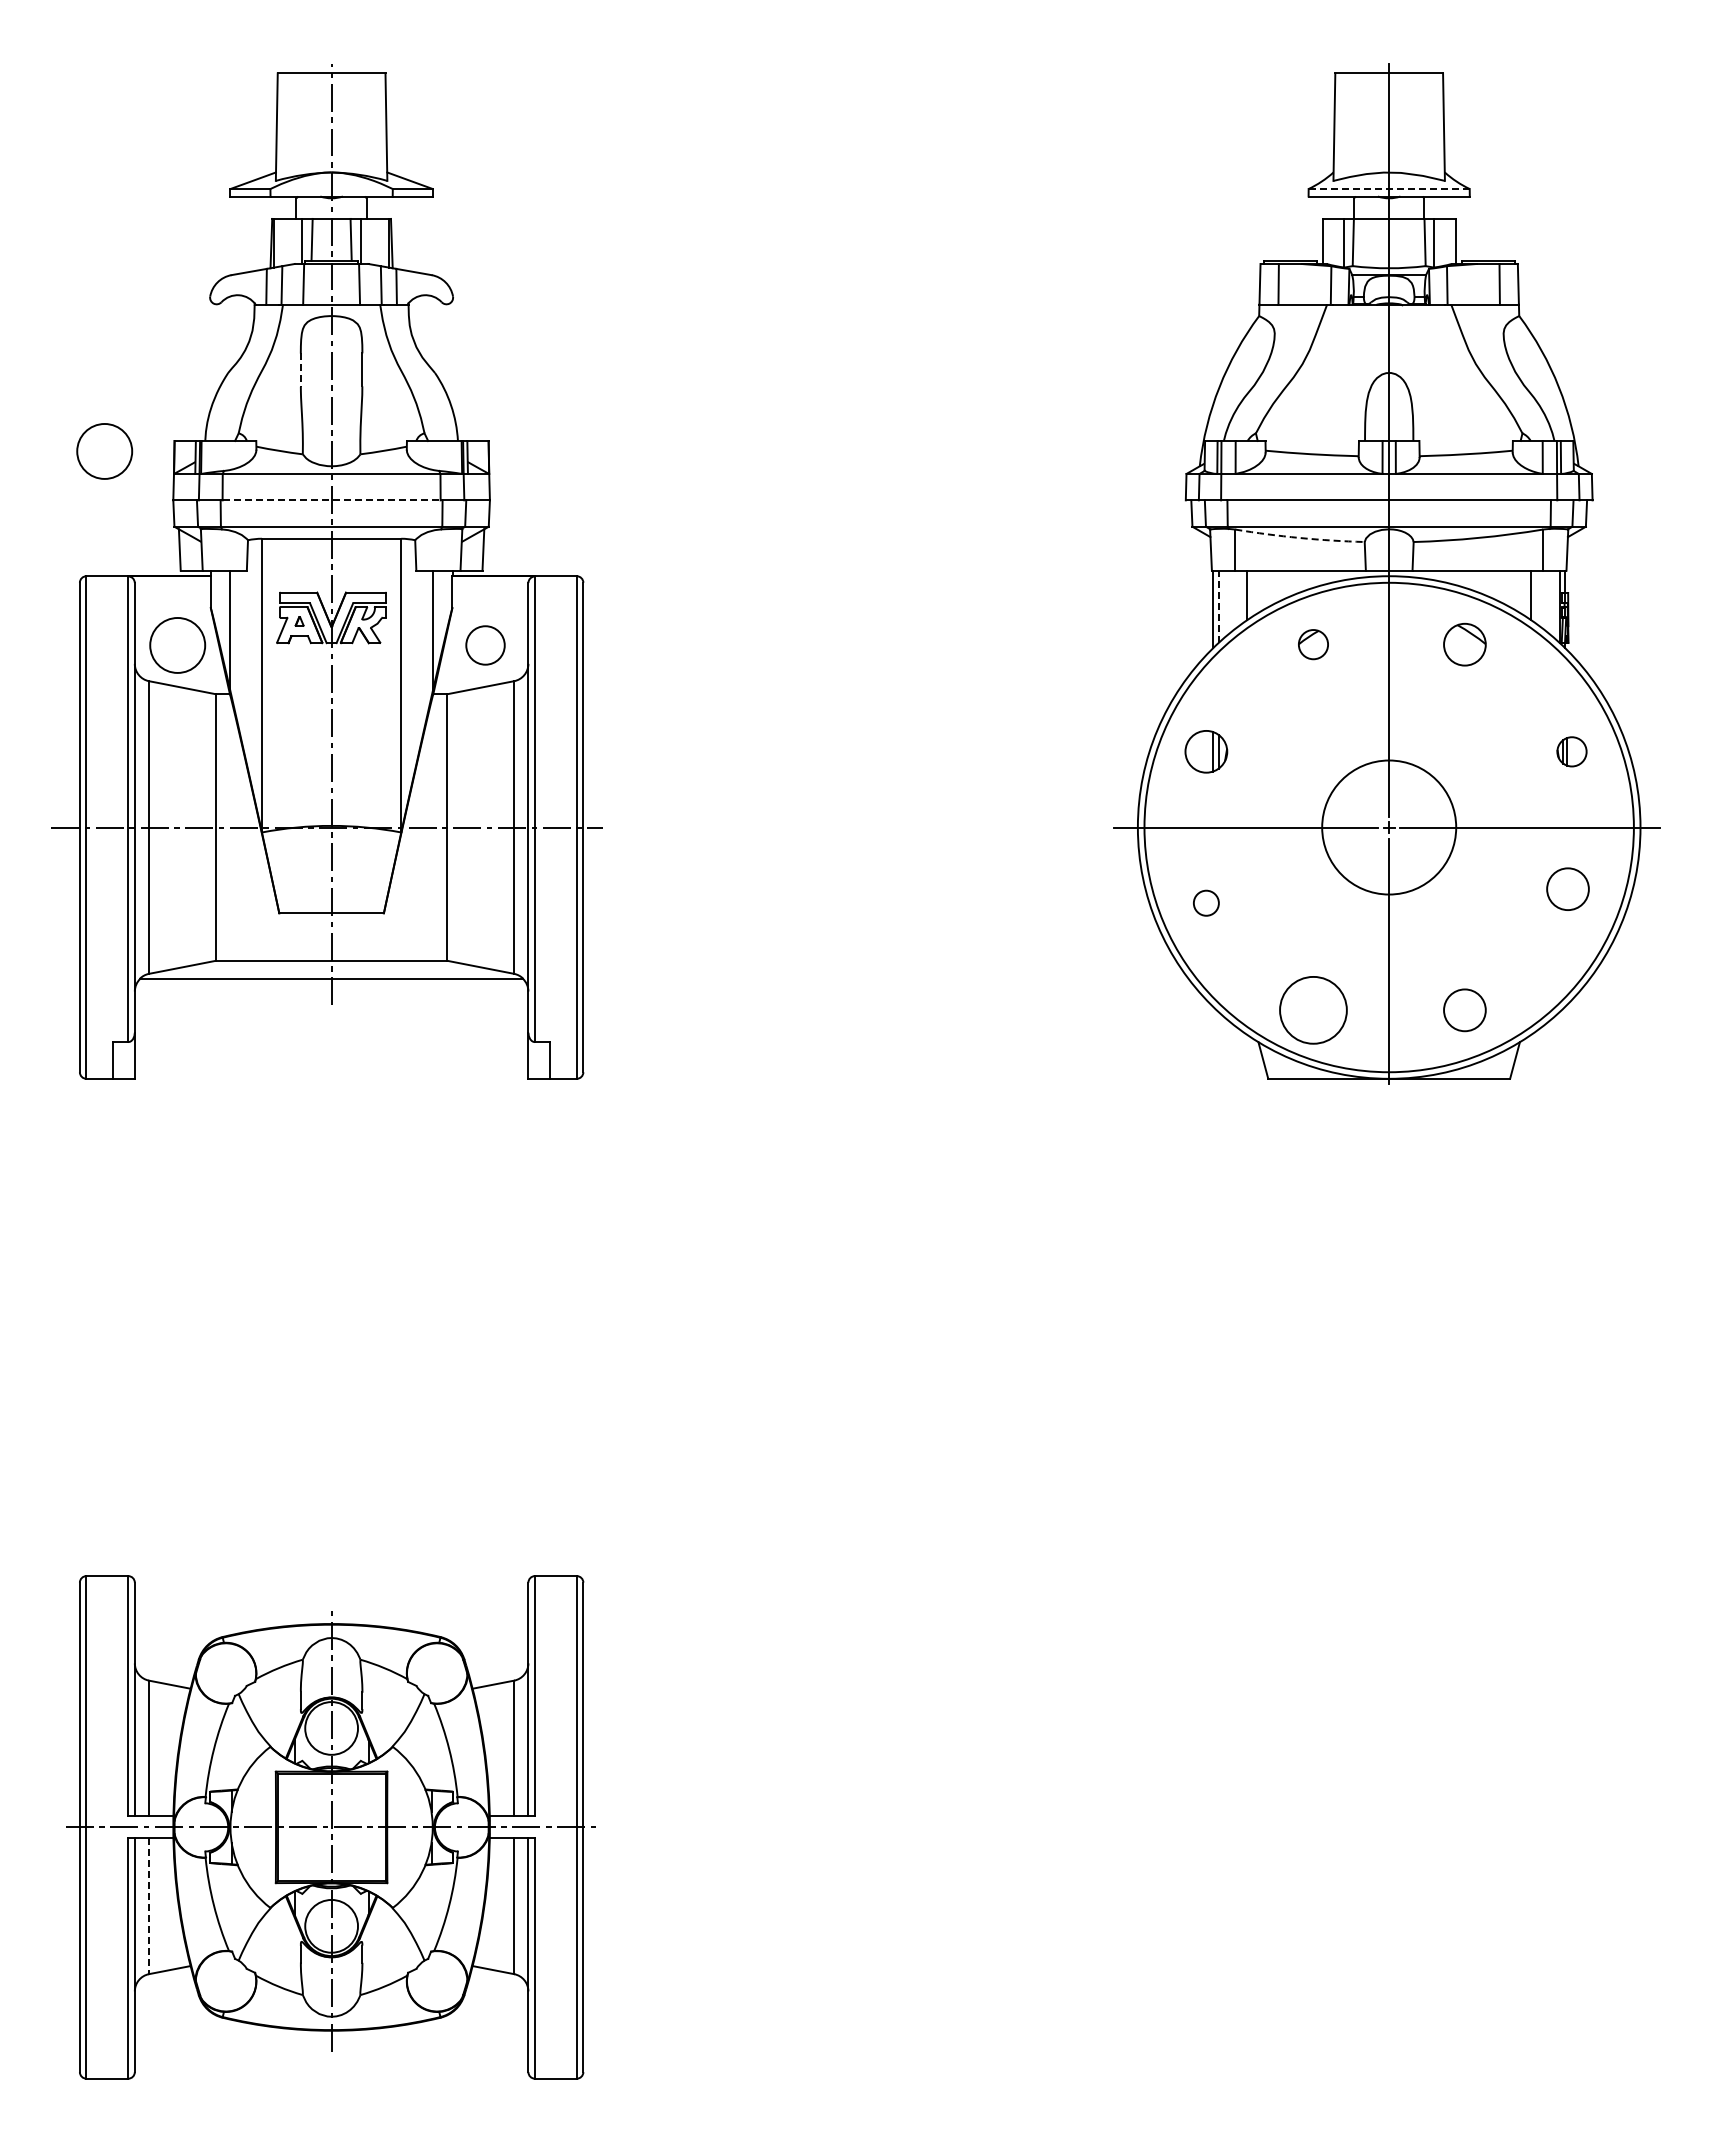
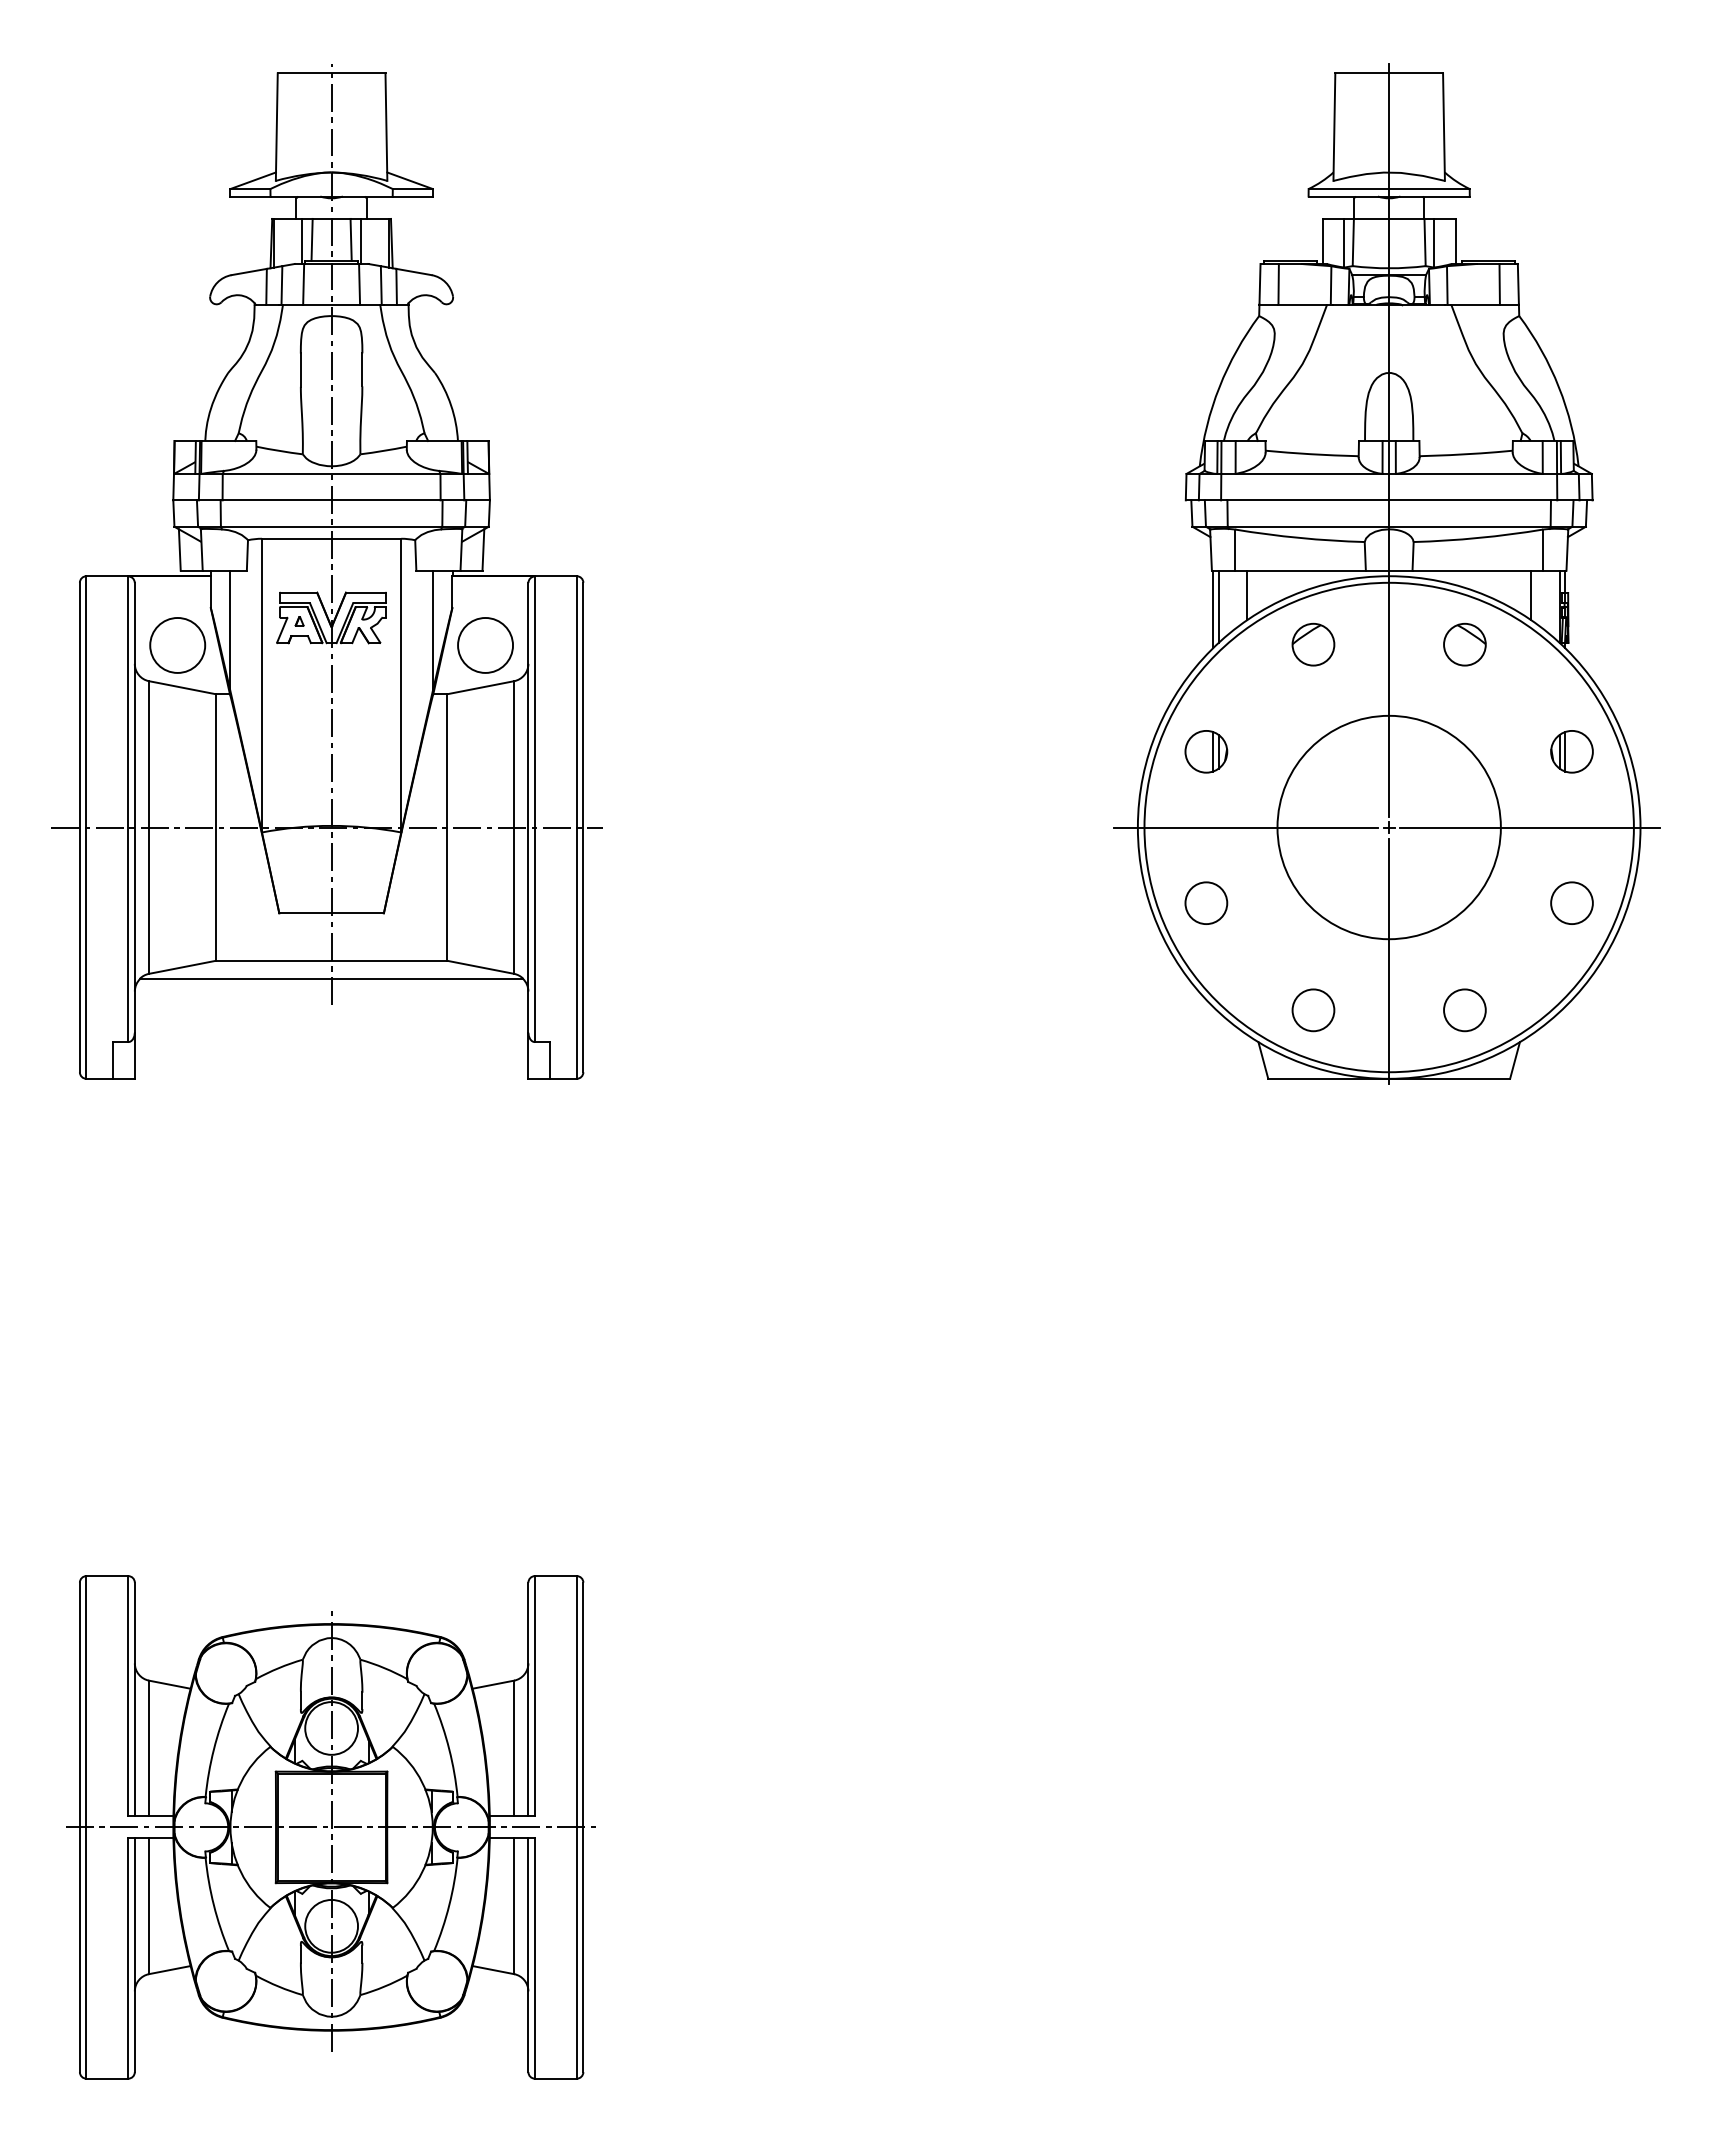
line: dashed -> solid (1389, 189)
line: dashed -> solid (300, 370)
circle: present -> none (104, 451)
line: dashed -> solid (332, 500)
arc: dashed -> solid (1299, 537)
line: dashed -> solid (1218, 606)
part size: 31x32 px -> 45x45 px (1313, 644)
circle diameter: 38 px -> 55 px (485, 644)
part size: 32x32 px -> 44x44 px (1571, 751)
circle diameter: 134 px -> 223 px (1388, 827)
circle position: (1567, 888) -> (1571, 902) (1571, 902)
circle diameter: 25 px -> 42 px (1206, 903)
circle diameter: 67 px -> 42 px (1313, 1010)
line: dashed -> solid (149, 1906)
